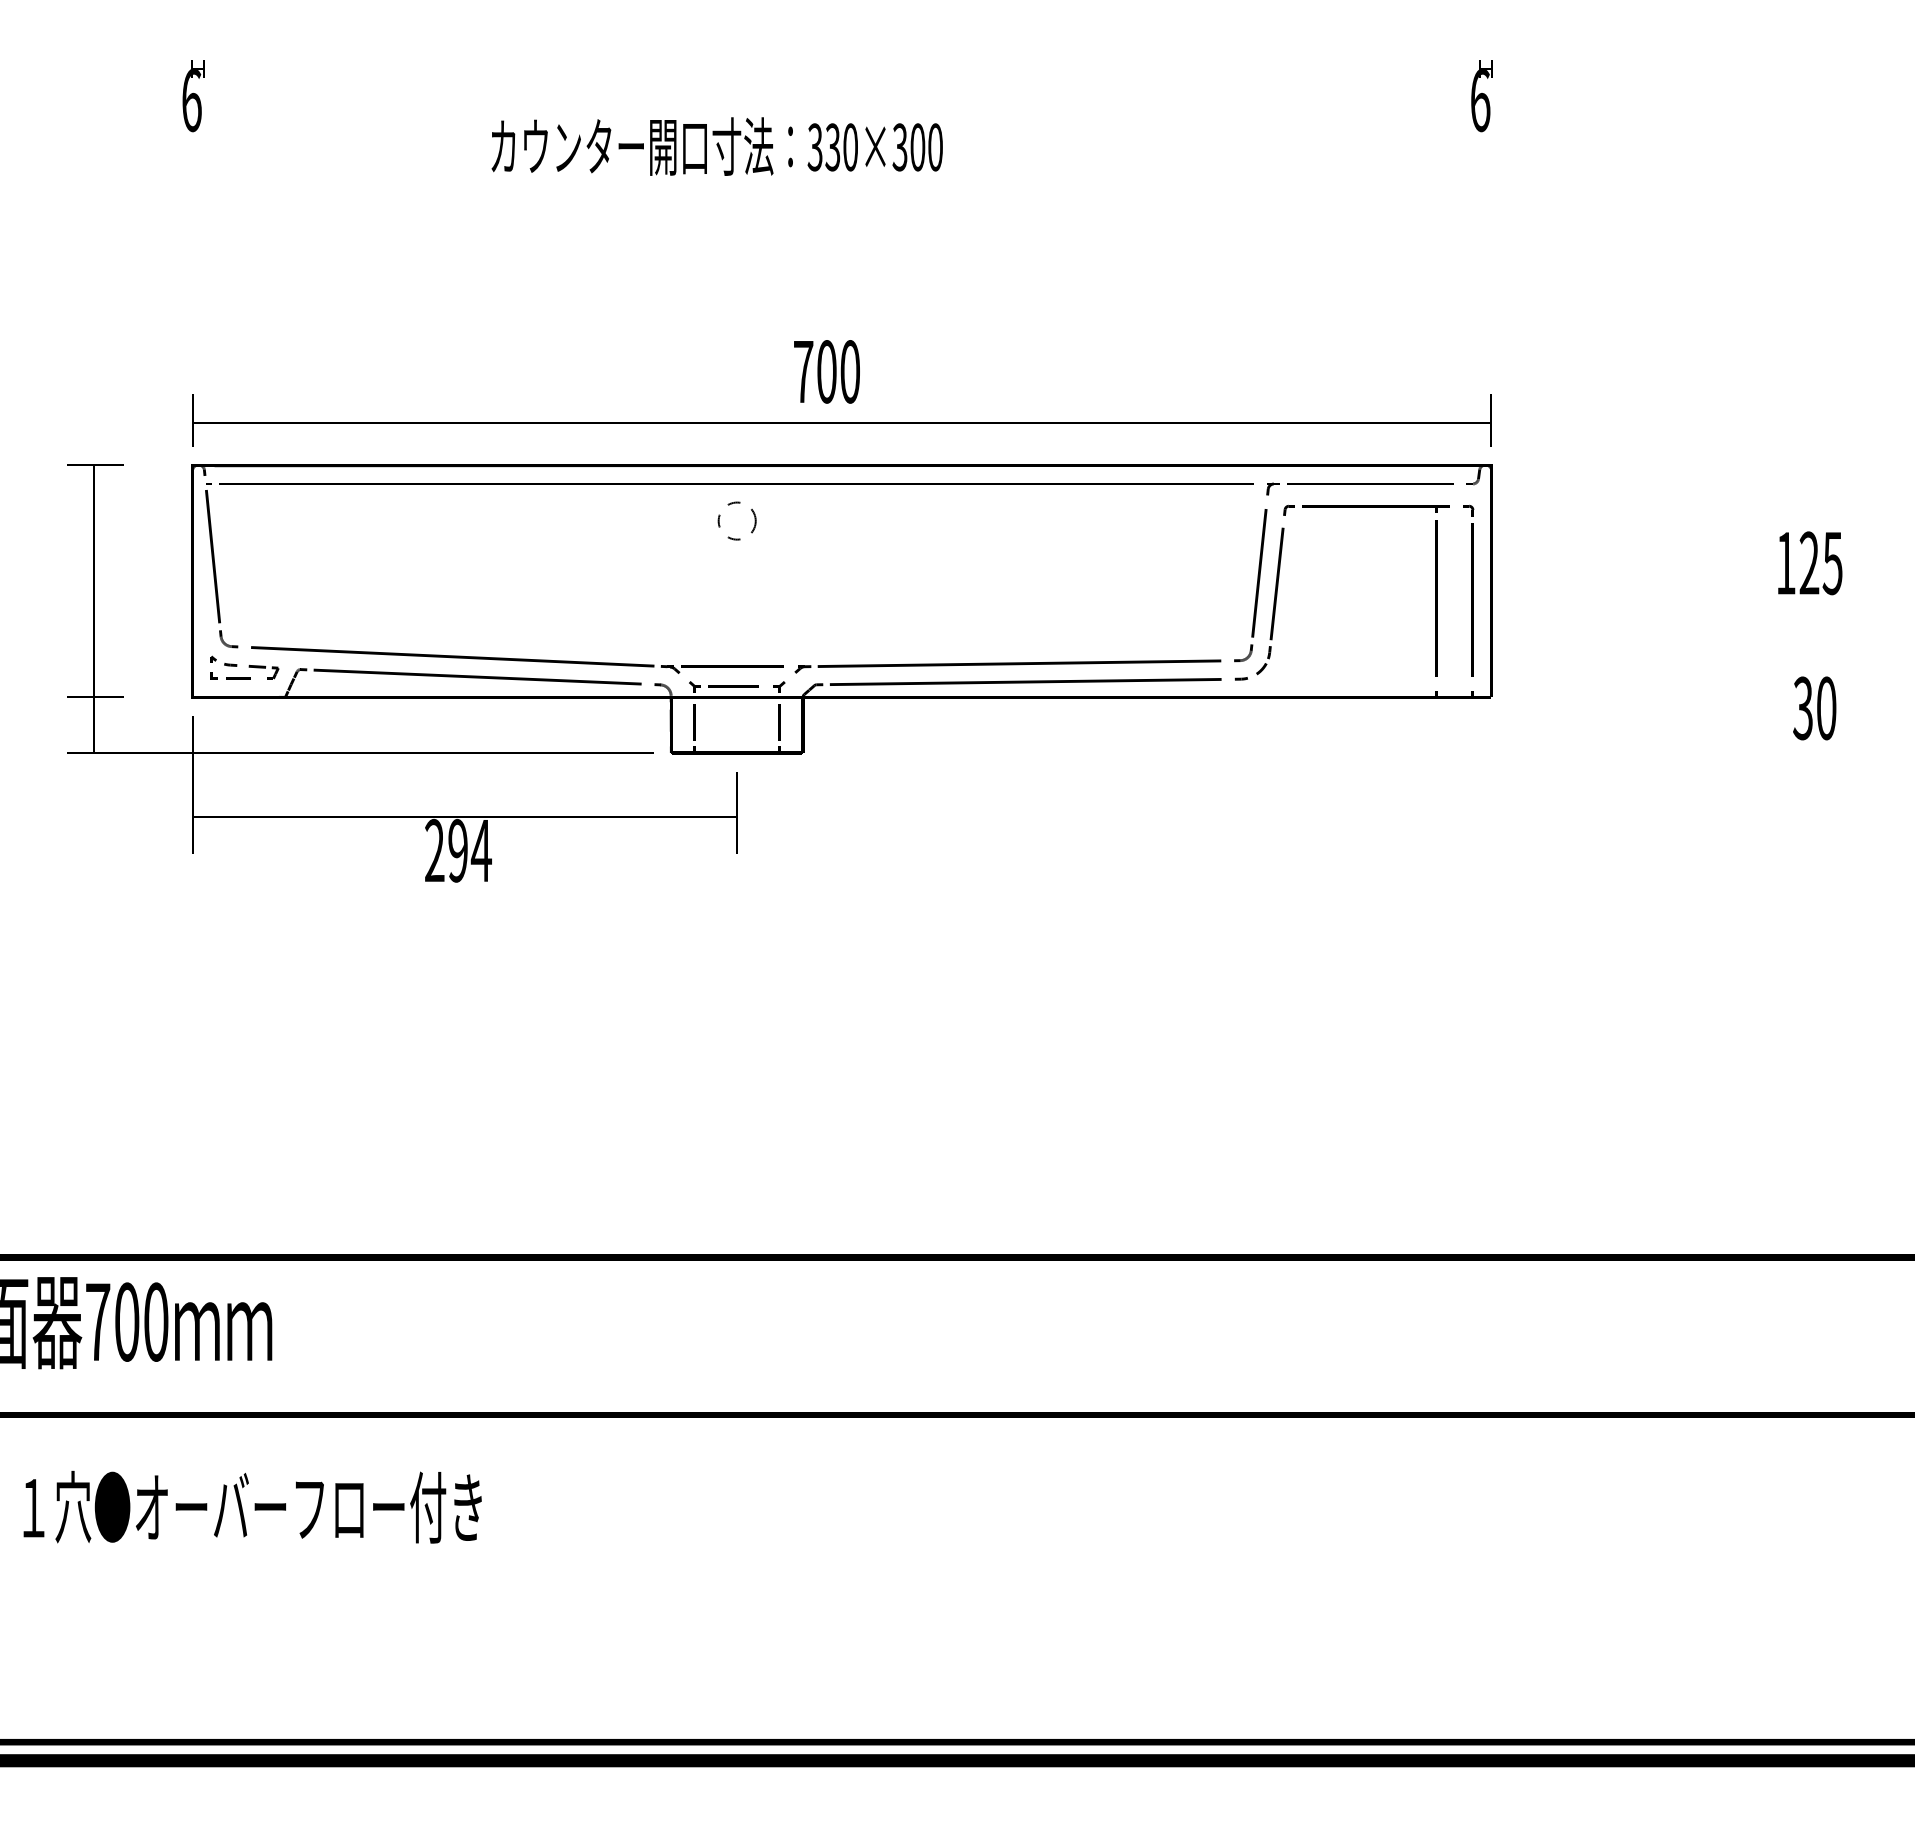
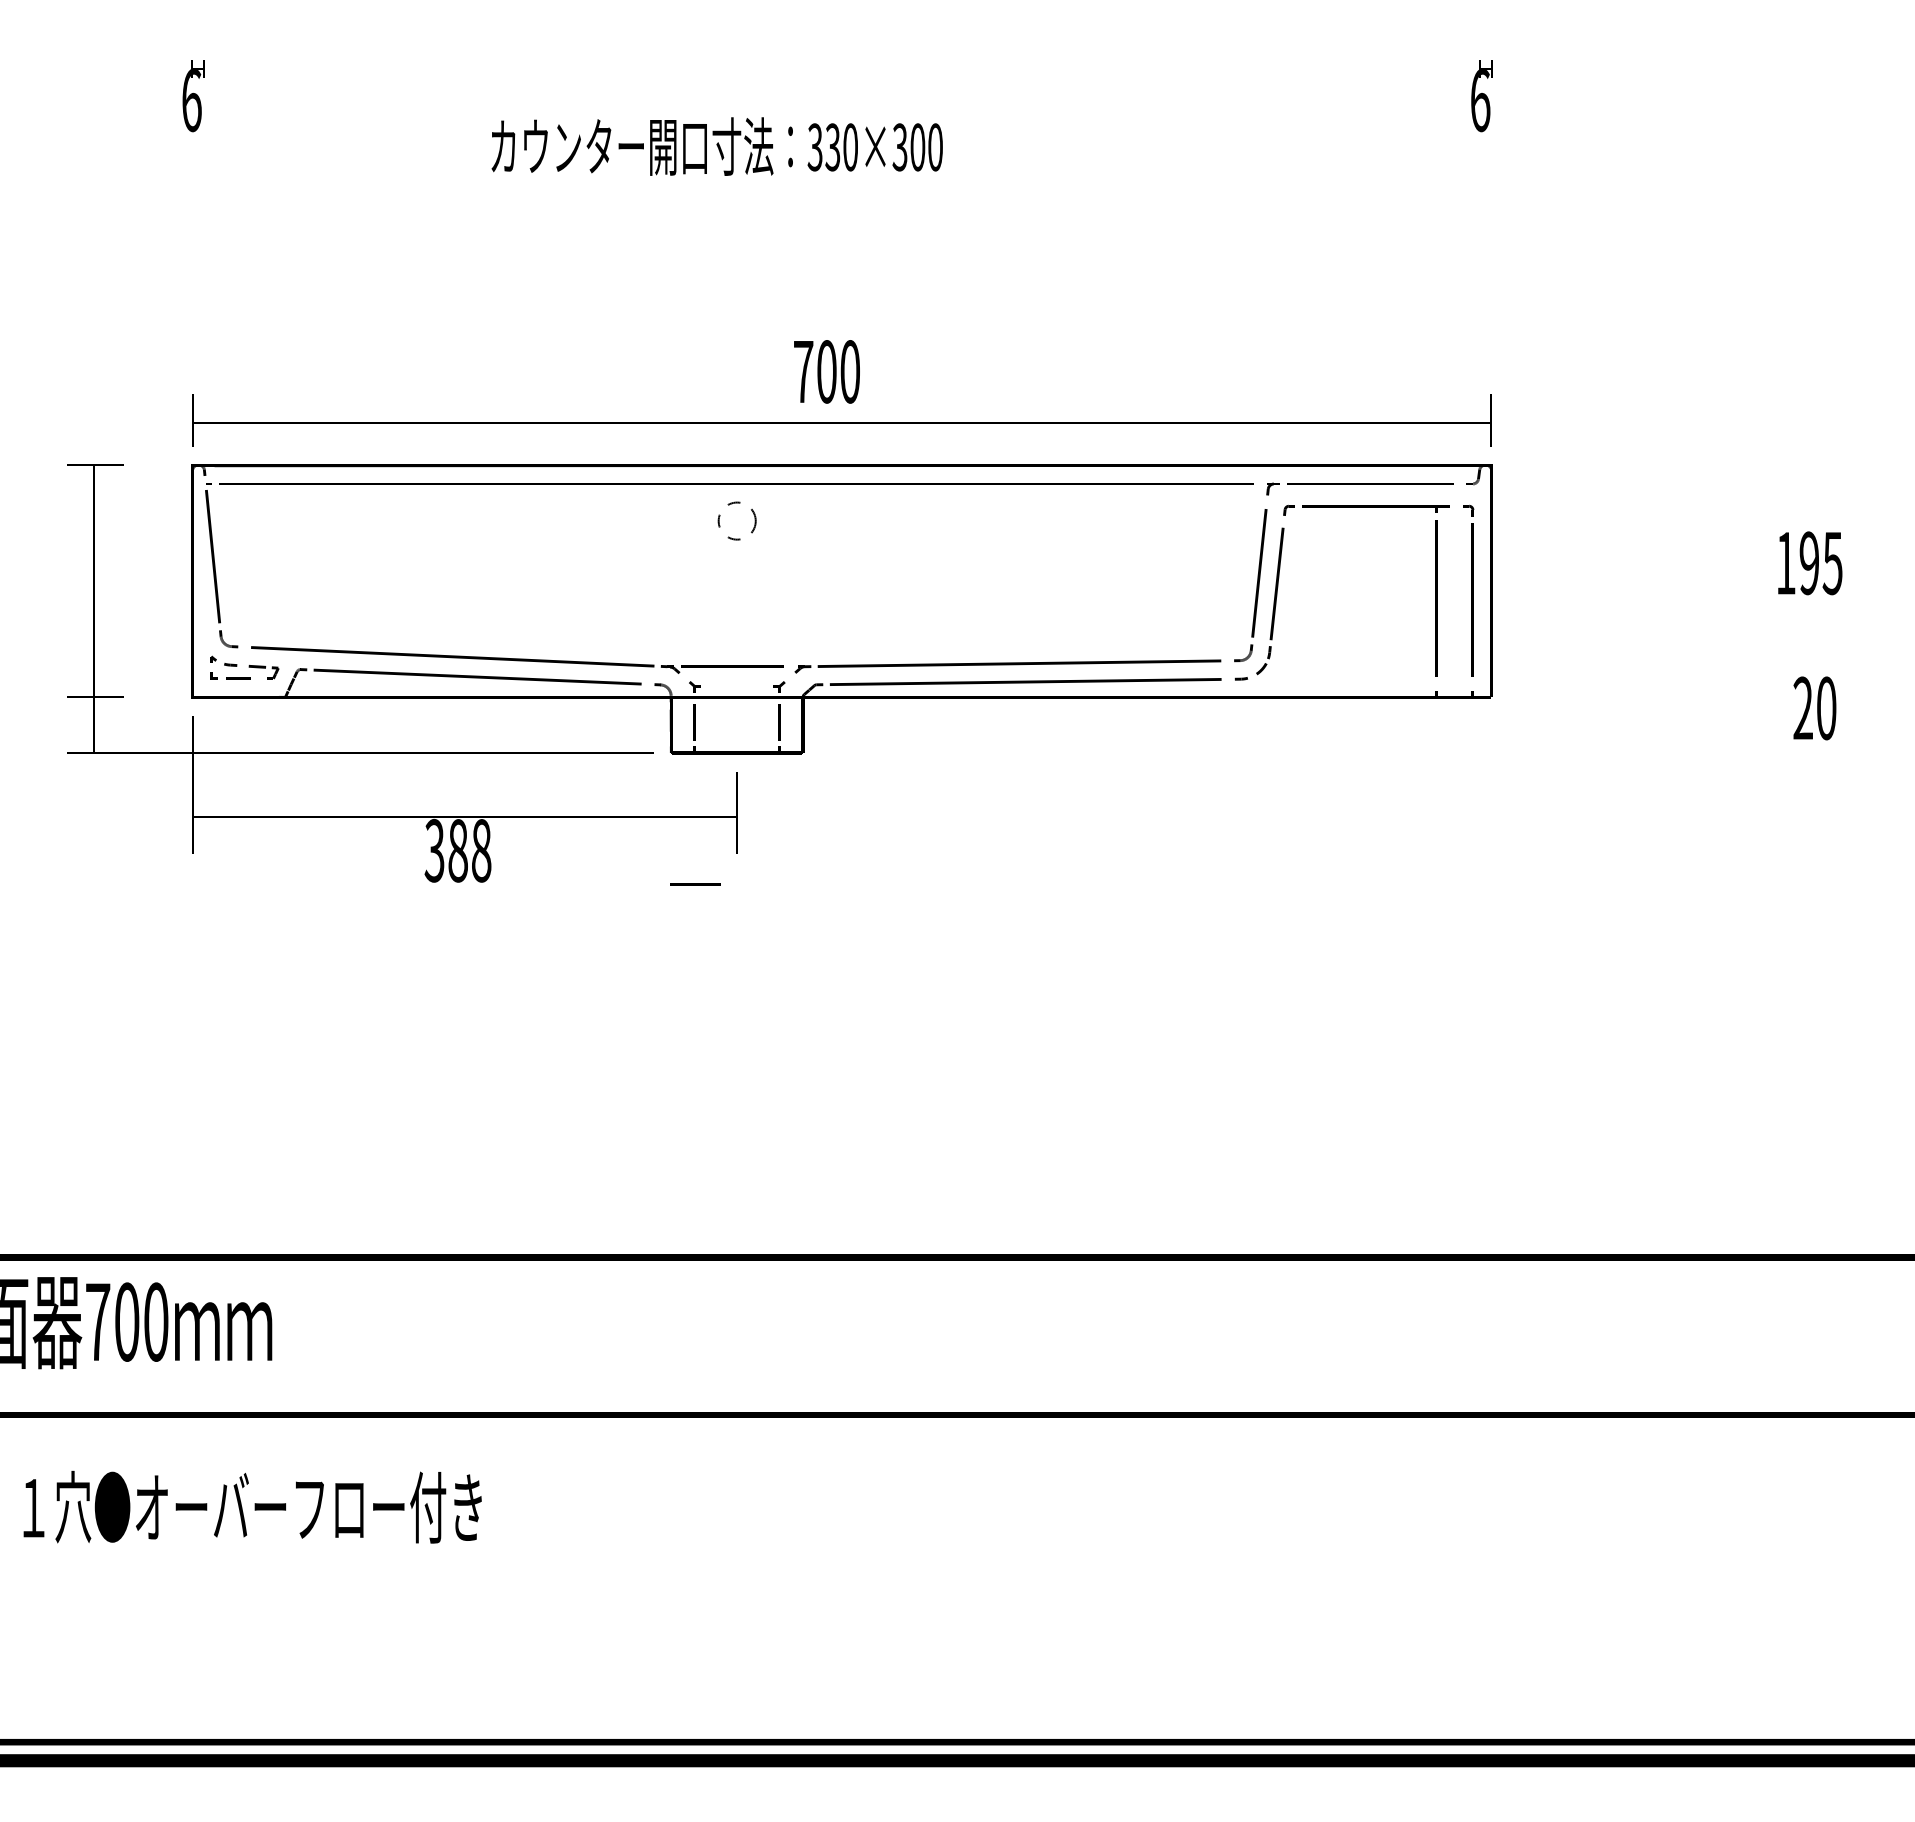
text: 125 -> 195 (1809, 563)
line position: (733, 686) -> (695, 884) (695, 884)
text: 30 -> 20 (1802, 708)
text: 294 -> 388 (457, 850)
